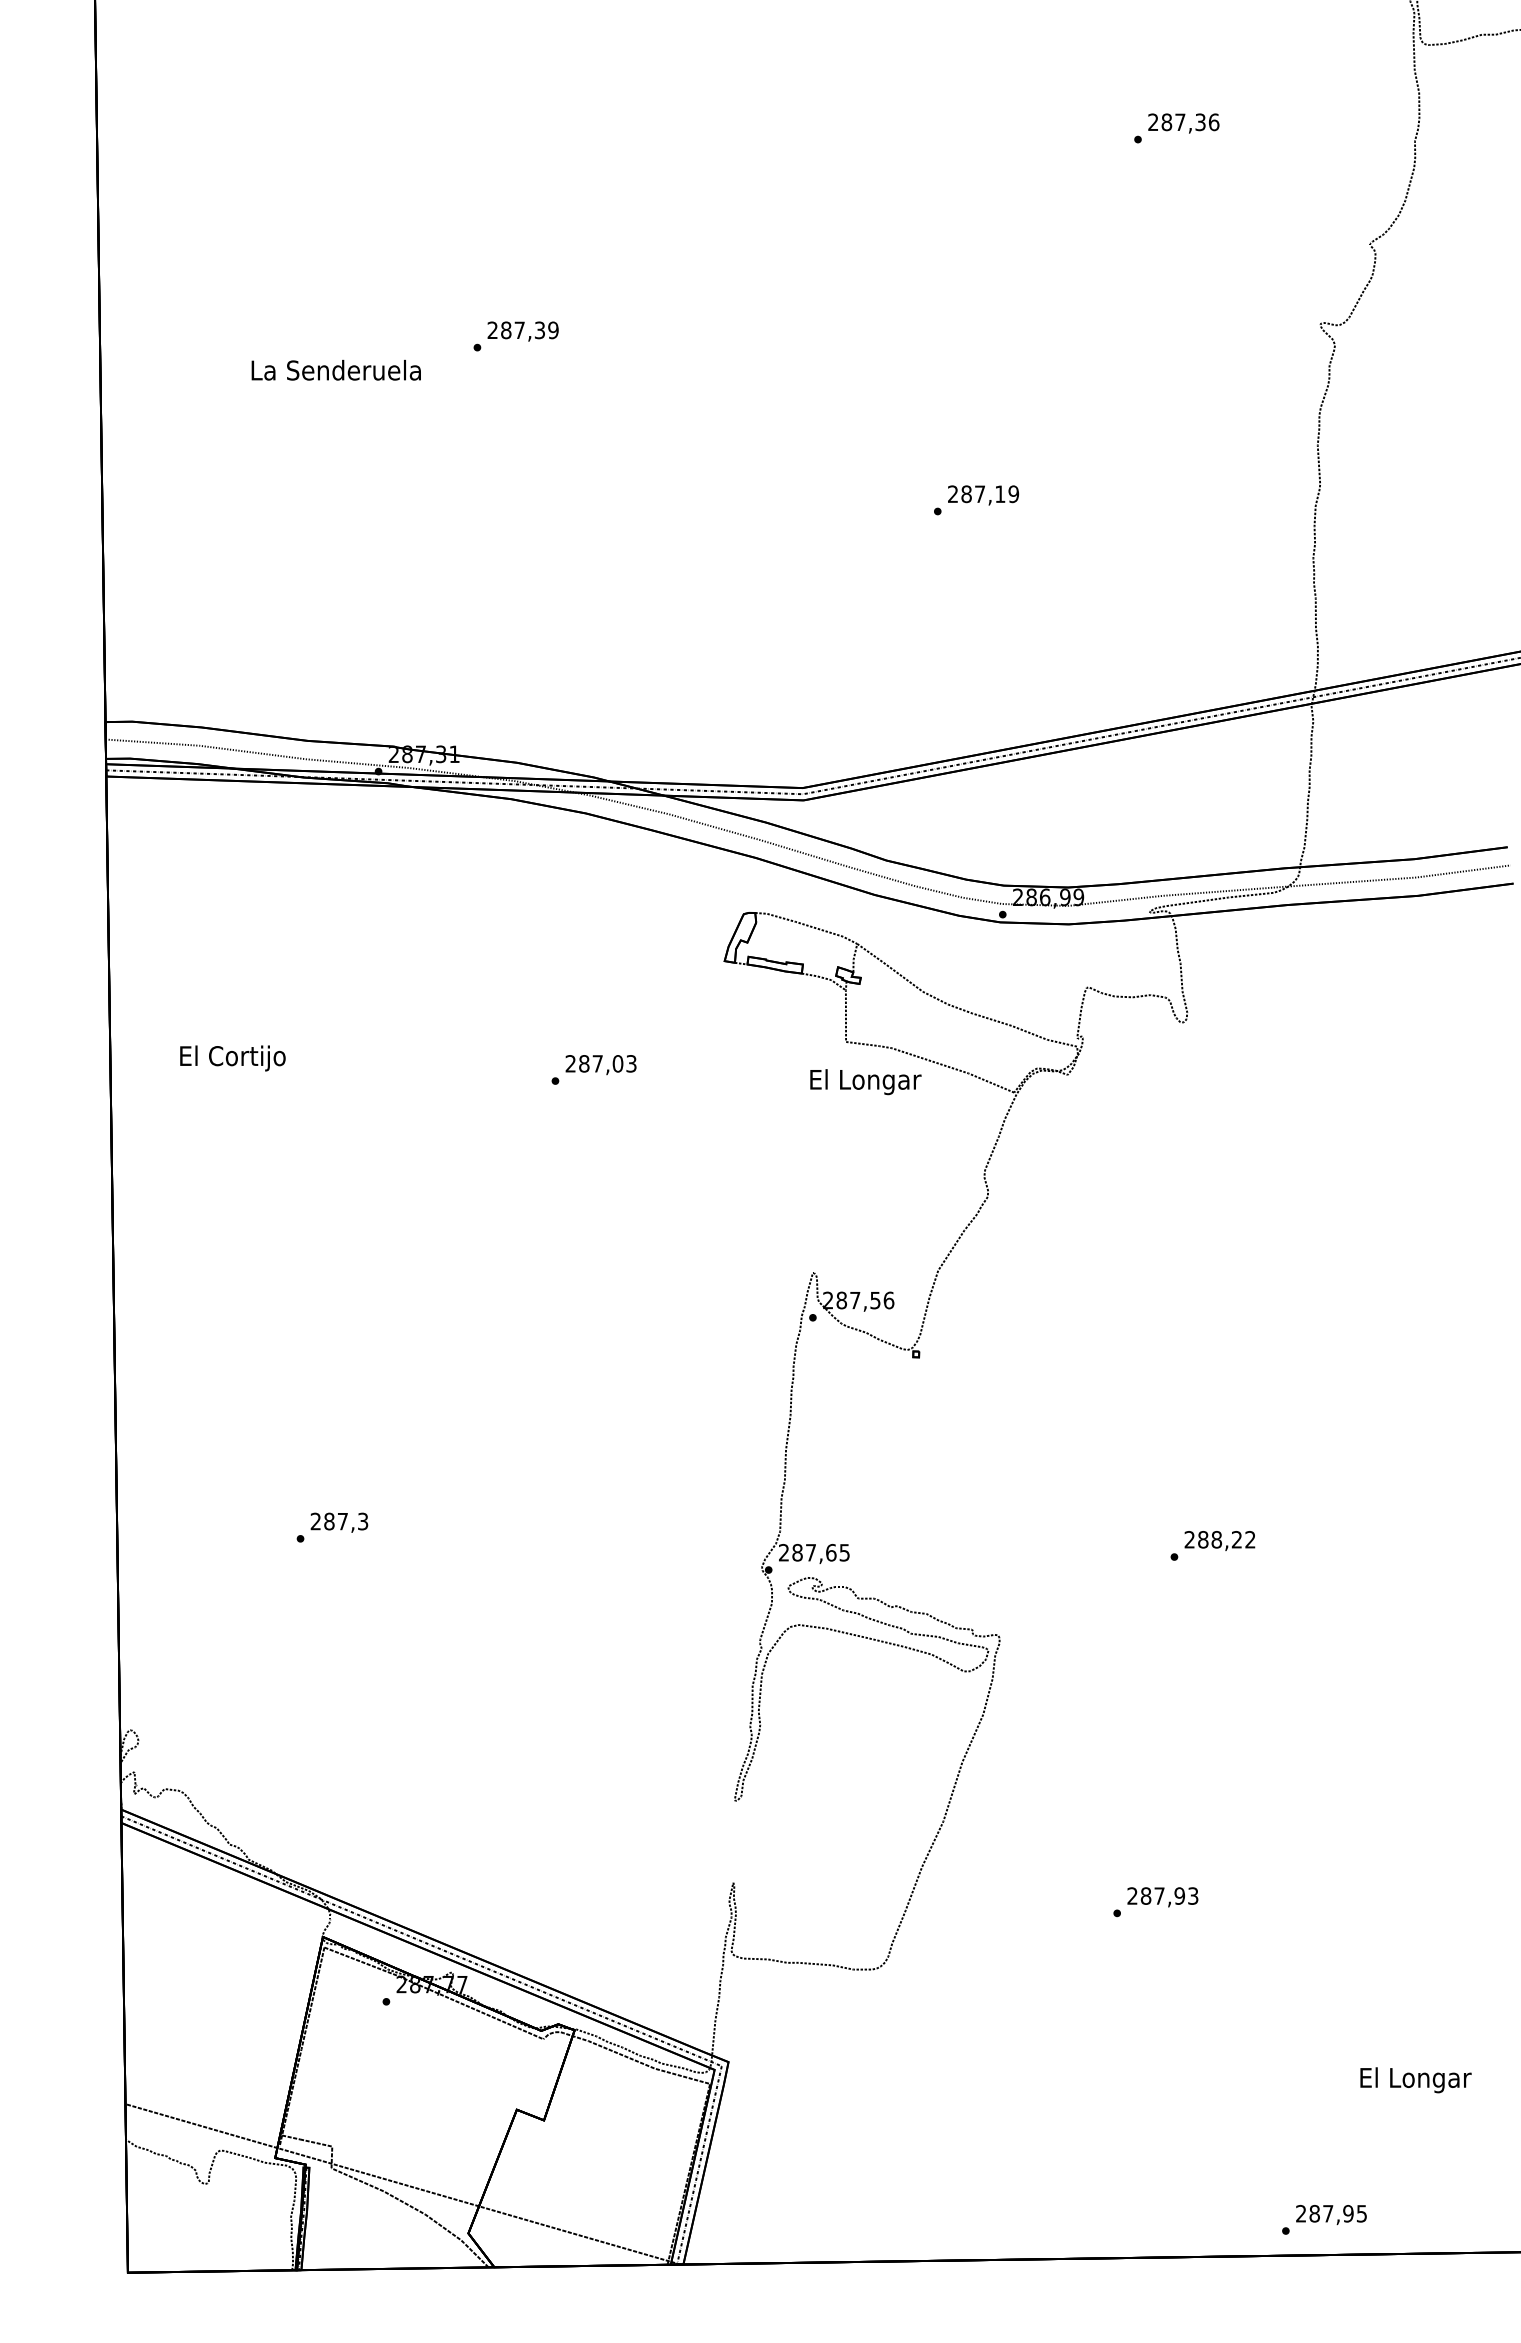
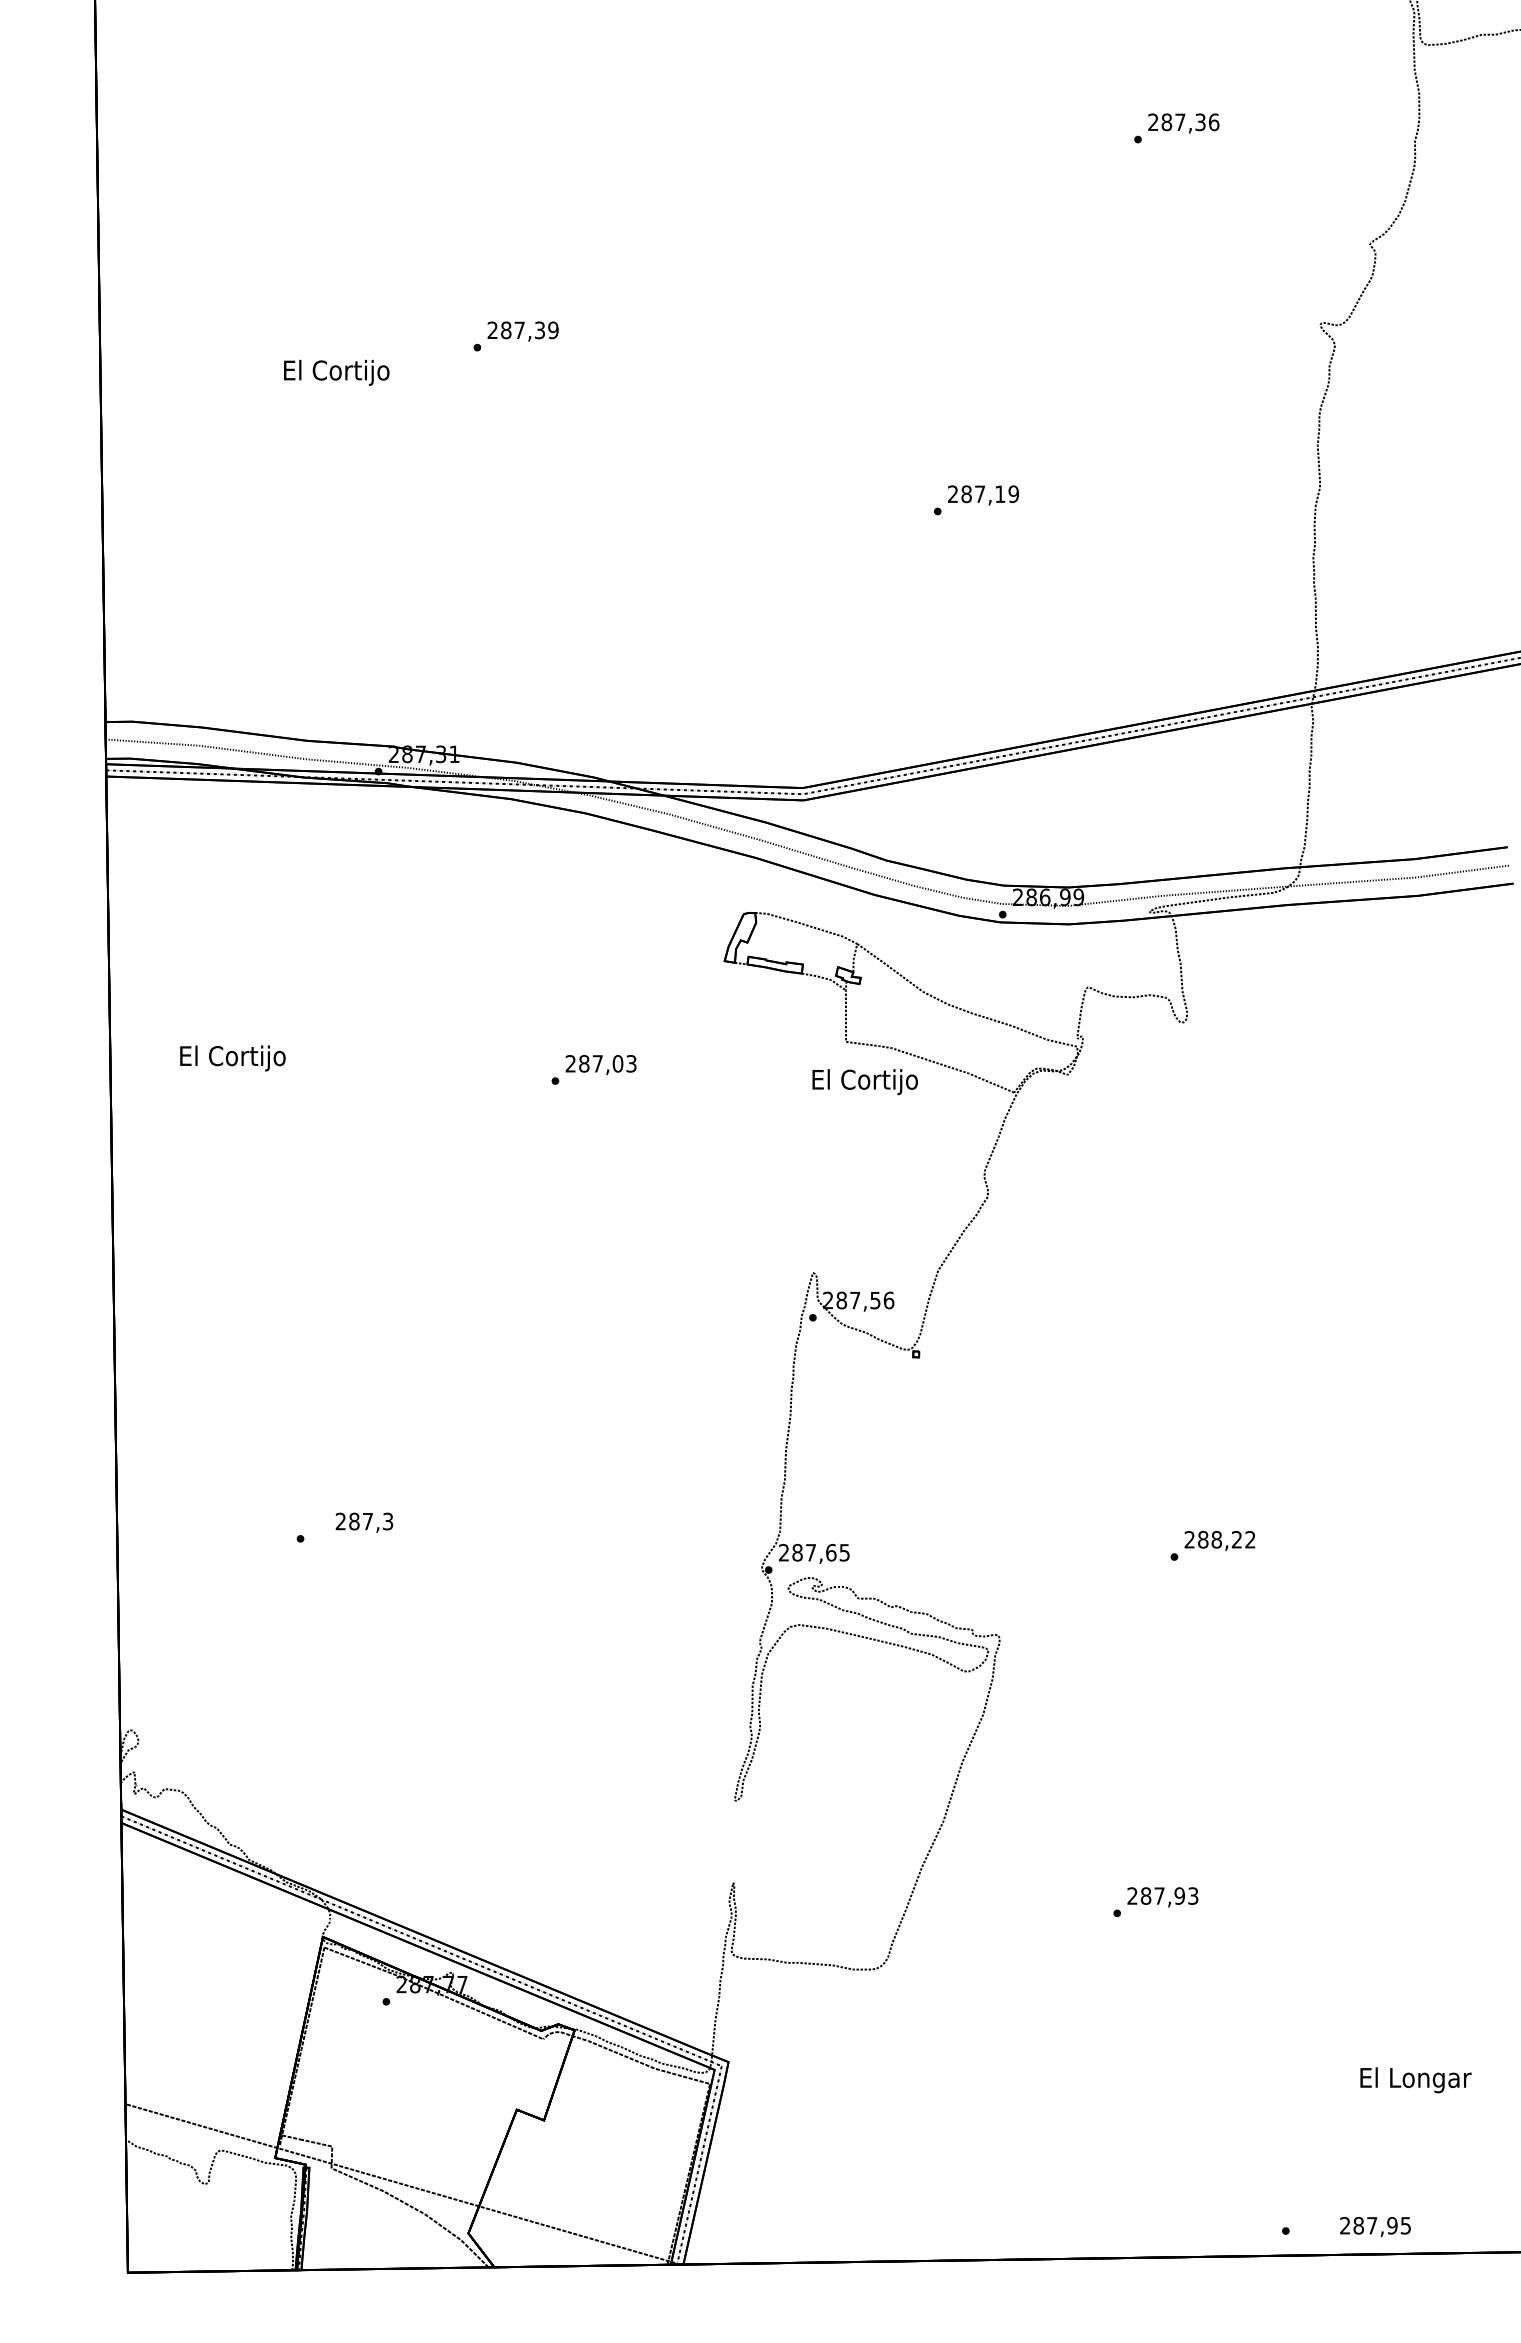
text: La Senderuela -> El Cortijo (335, 372)
text: El Longar -> El Cortijo (865, 1082)
text position: (339, 1522) -> (364, 1522) (364, 1522)
text position: (1331, 2214) -> (1375, 2226) (1375, 2226)
